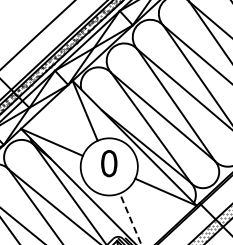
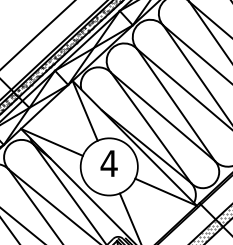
text: 0 -> 4 (108, 163)
line: dashed -> solid (130, 219)
